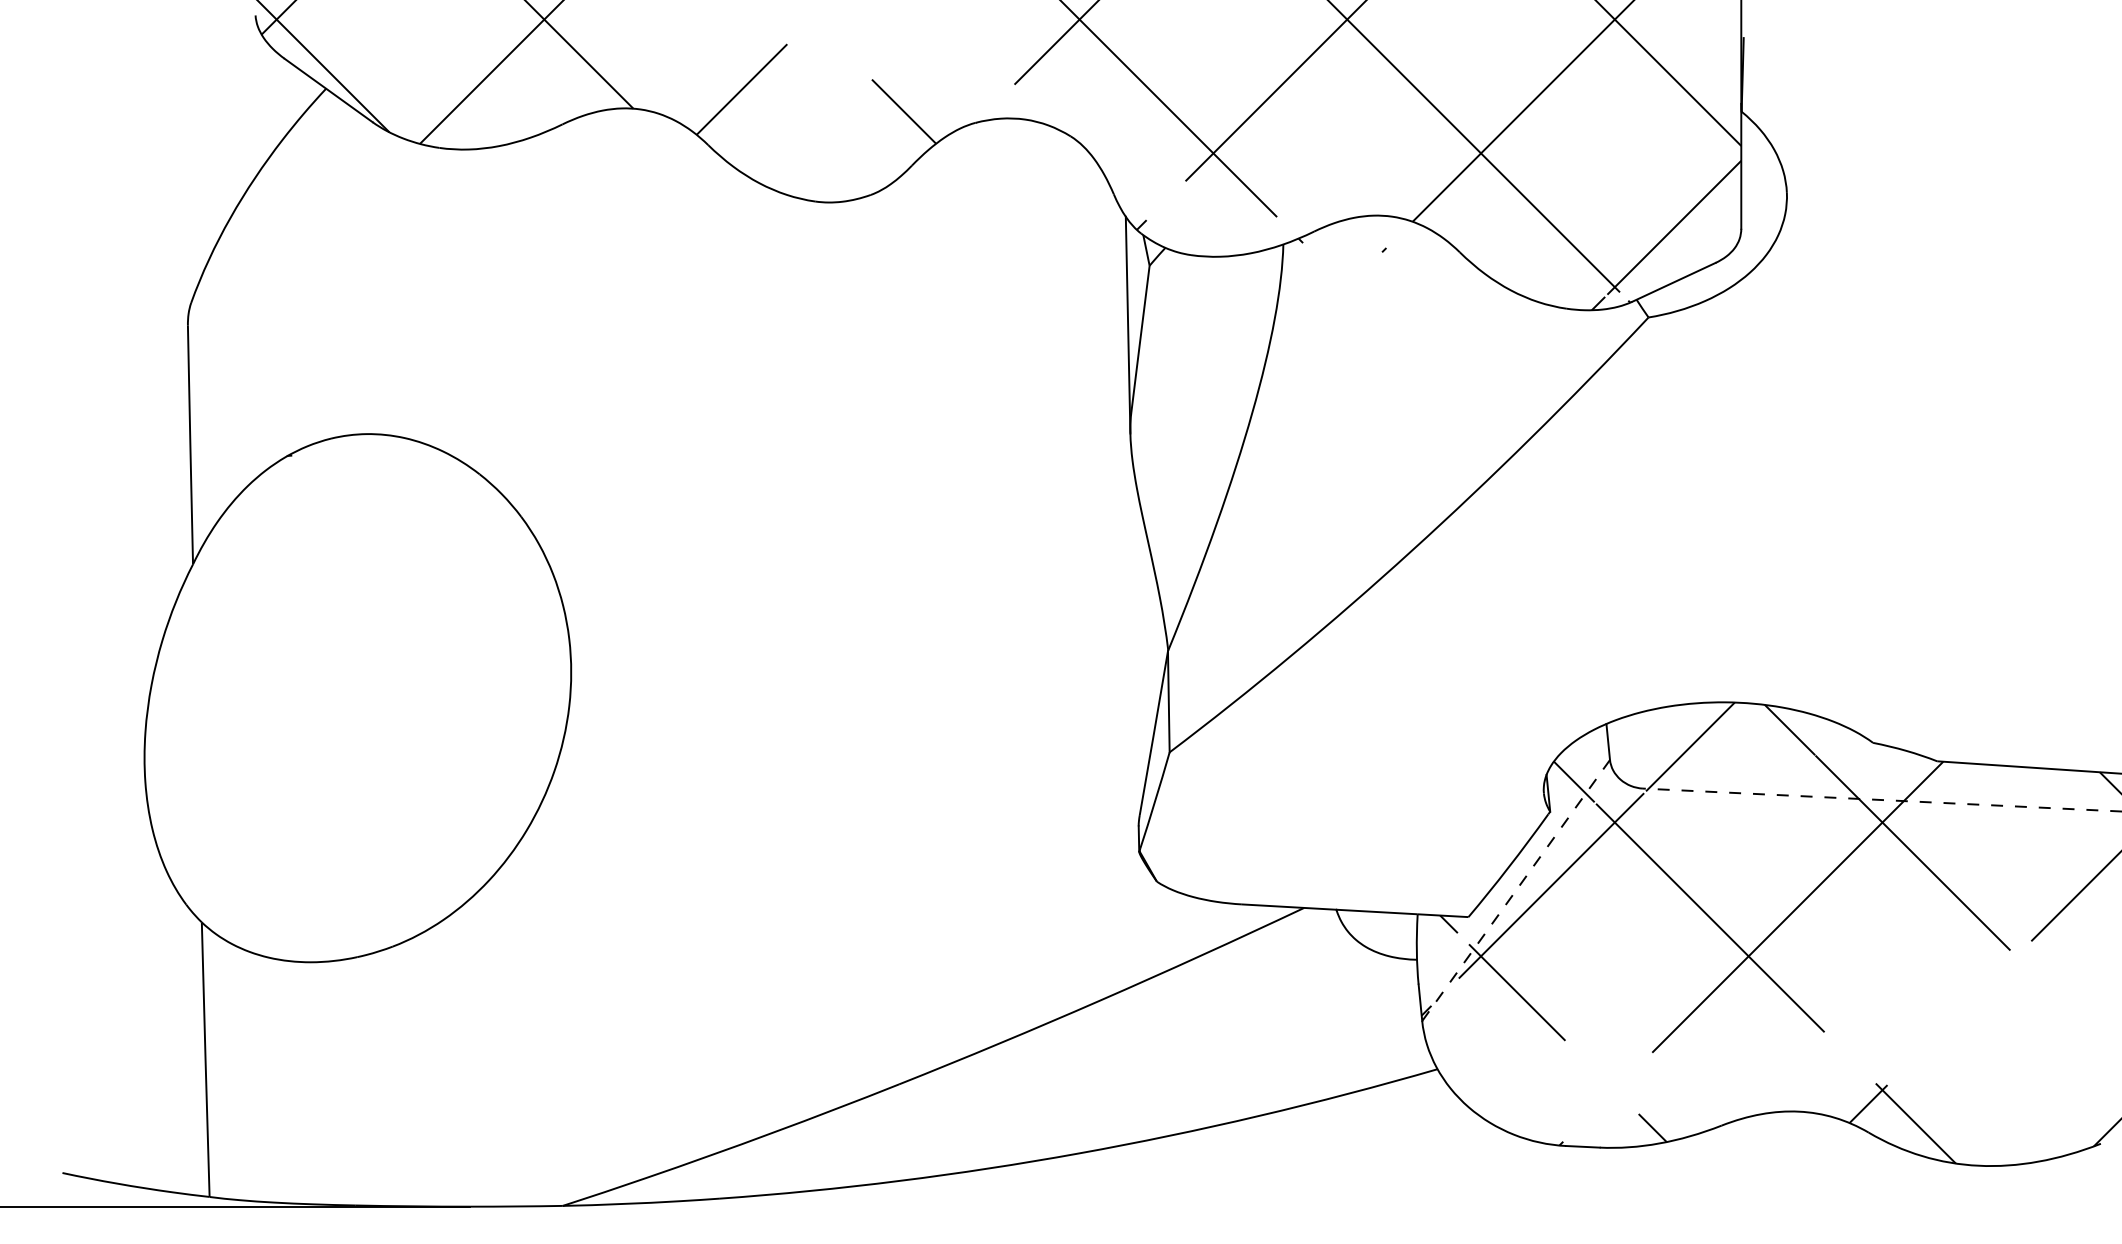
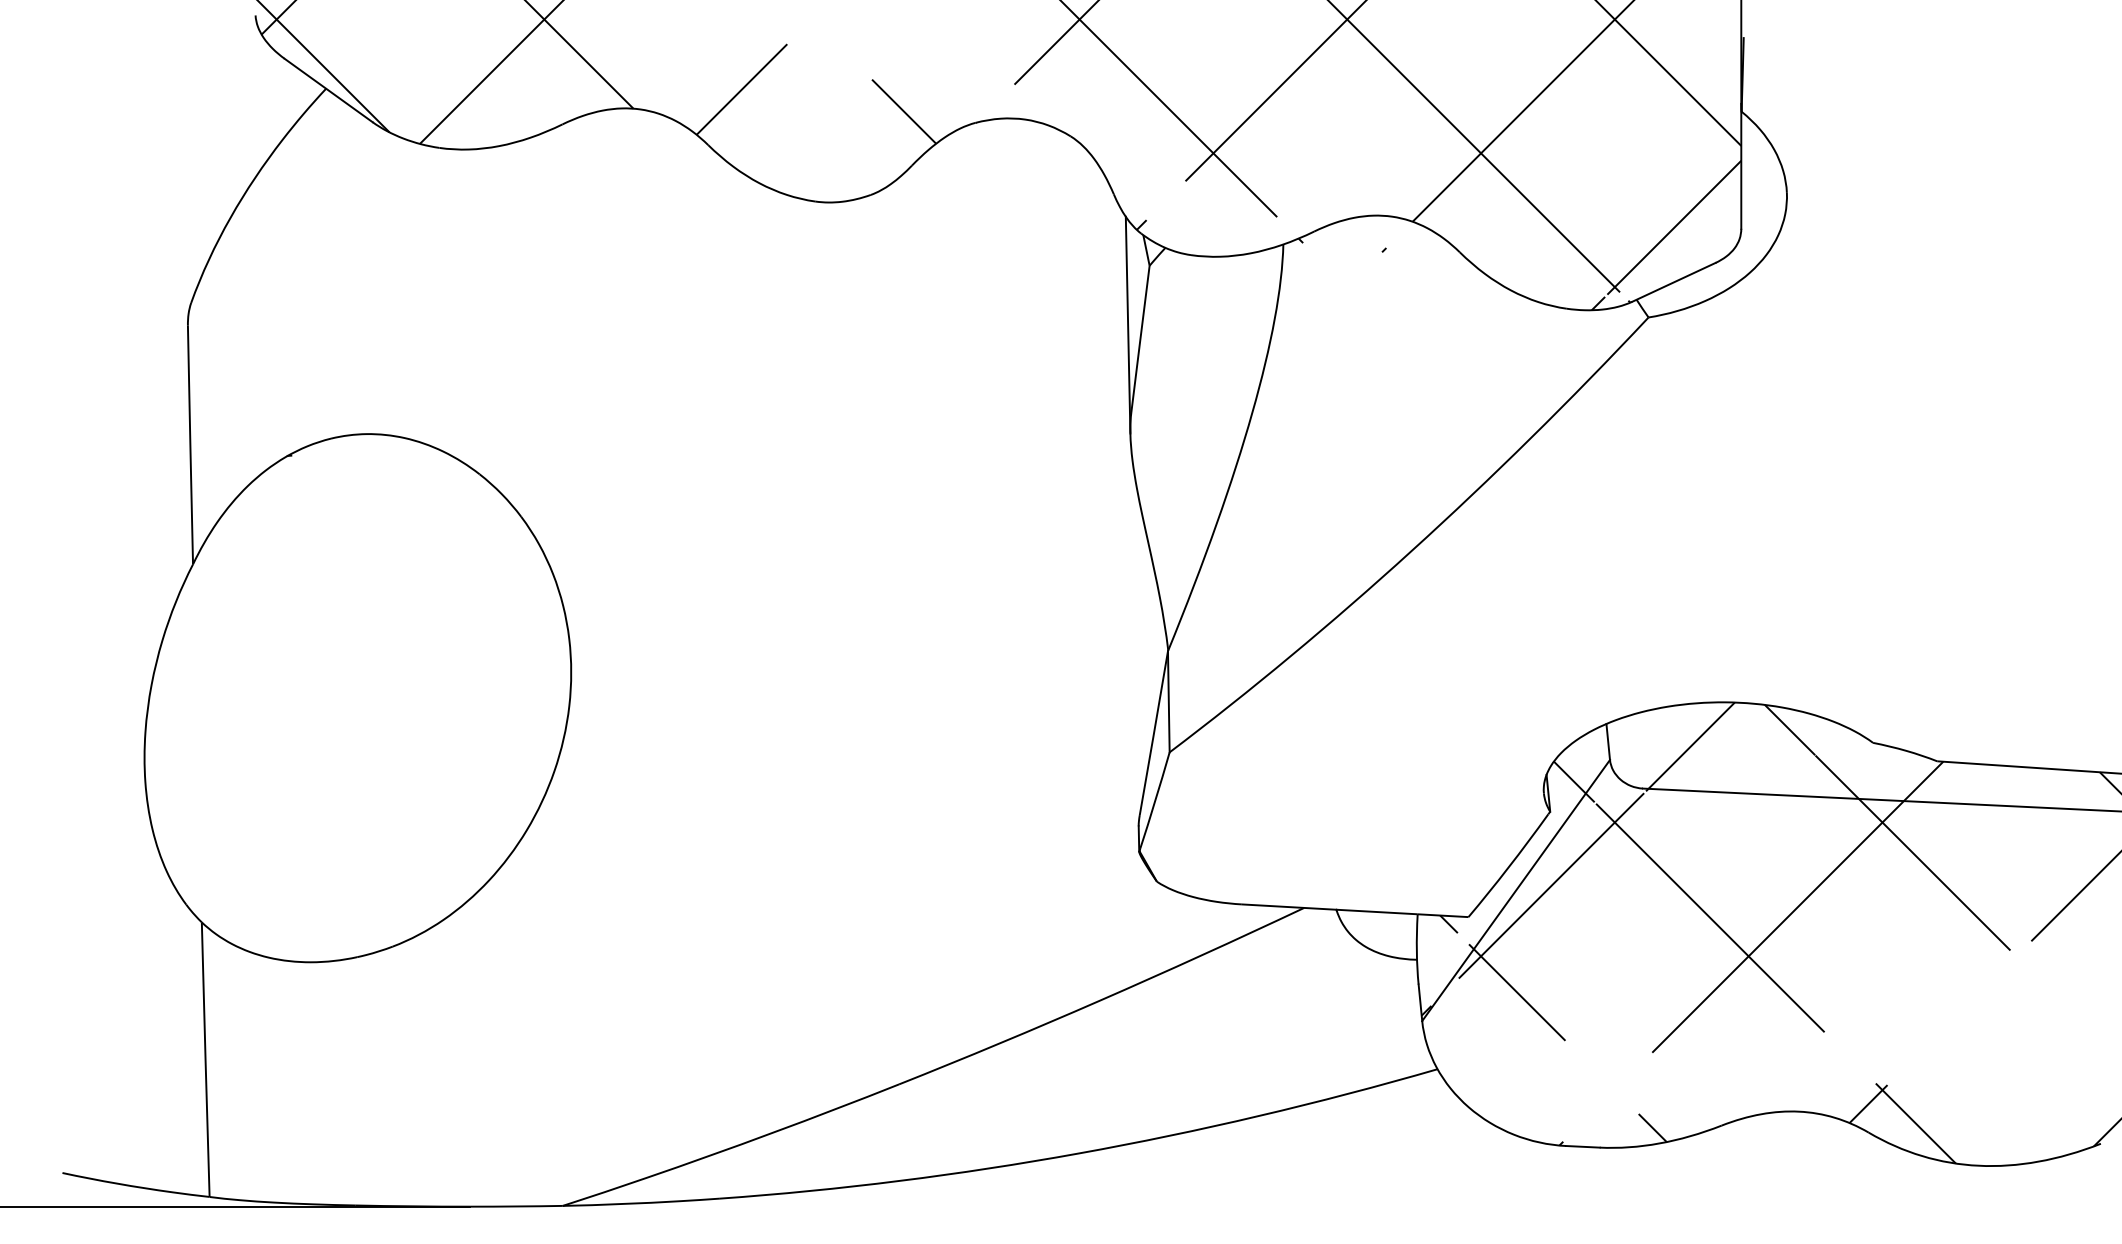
line: dashed -> solid (1881, 800)
line: dashed -> solid (1516, 890)
